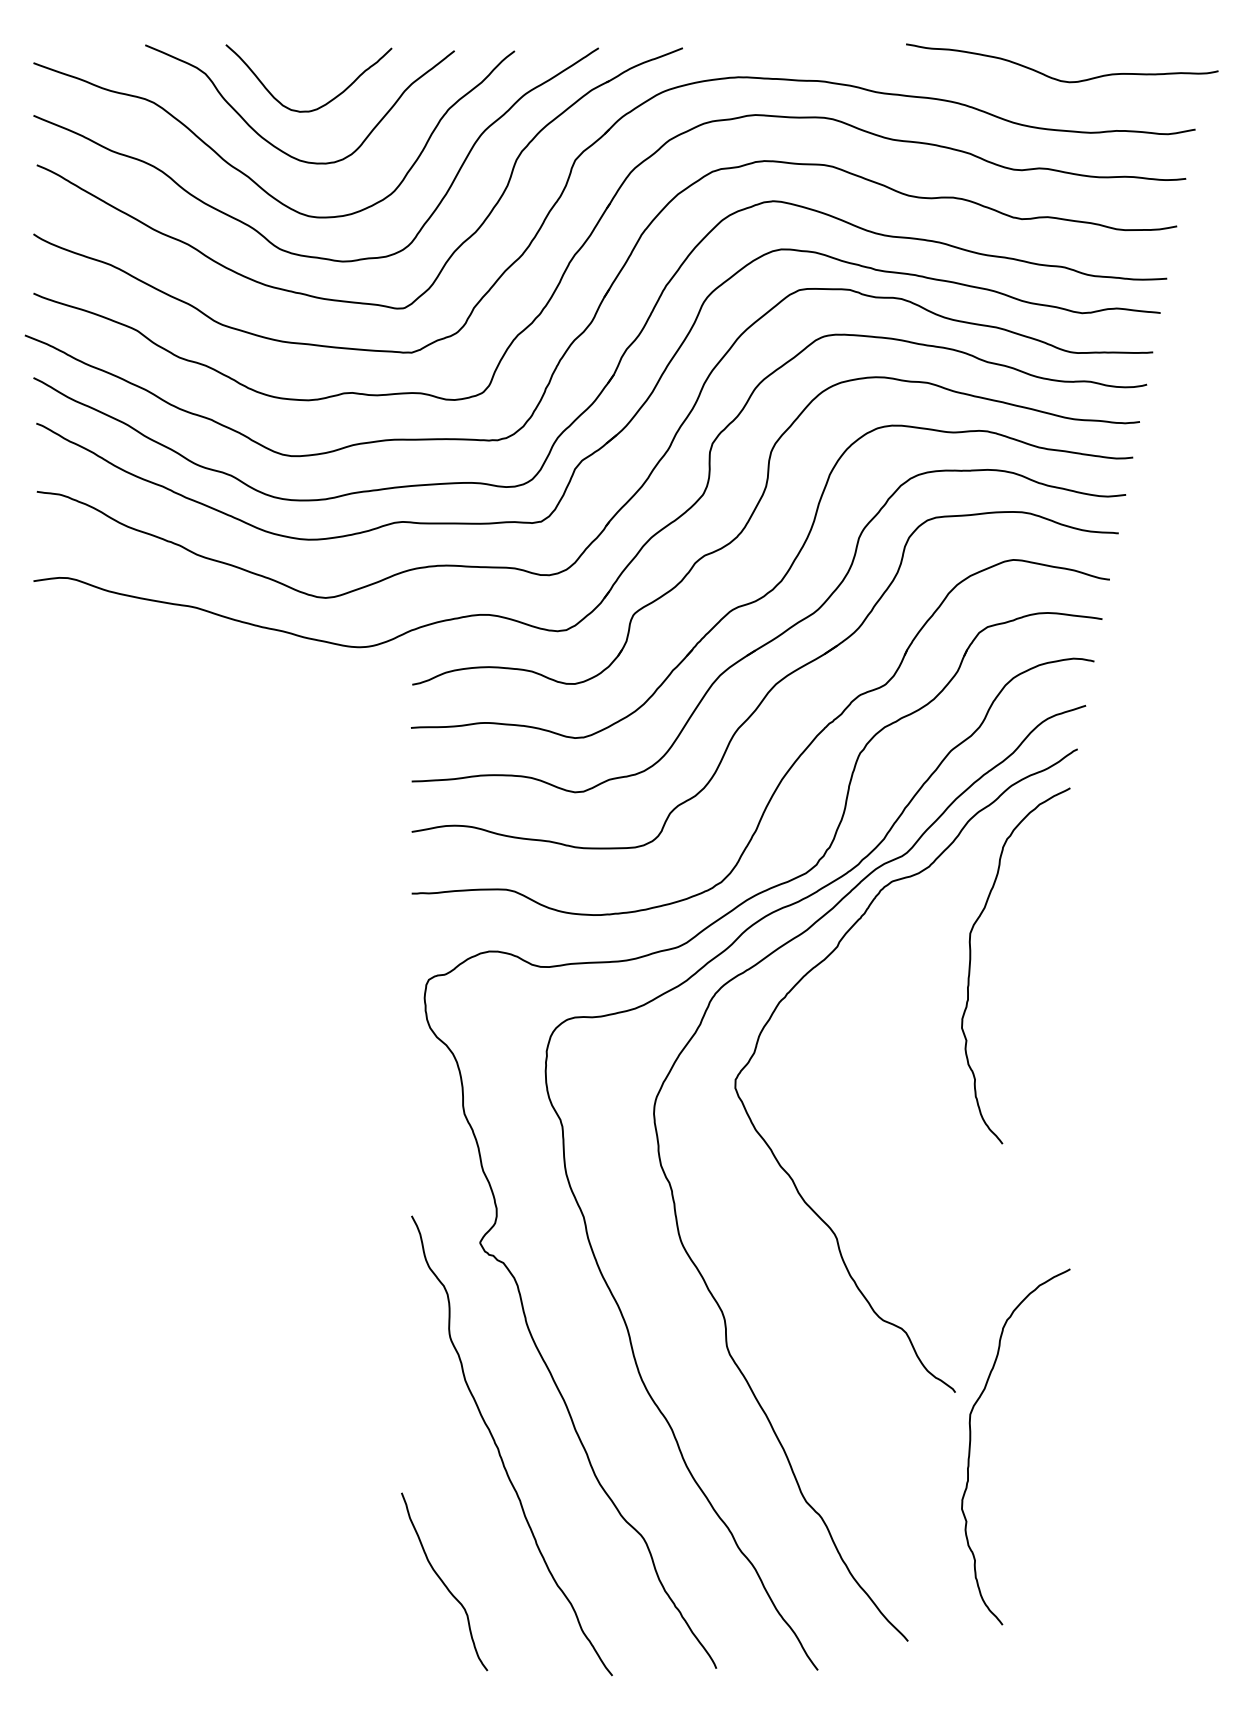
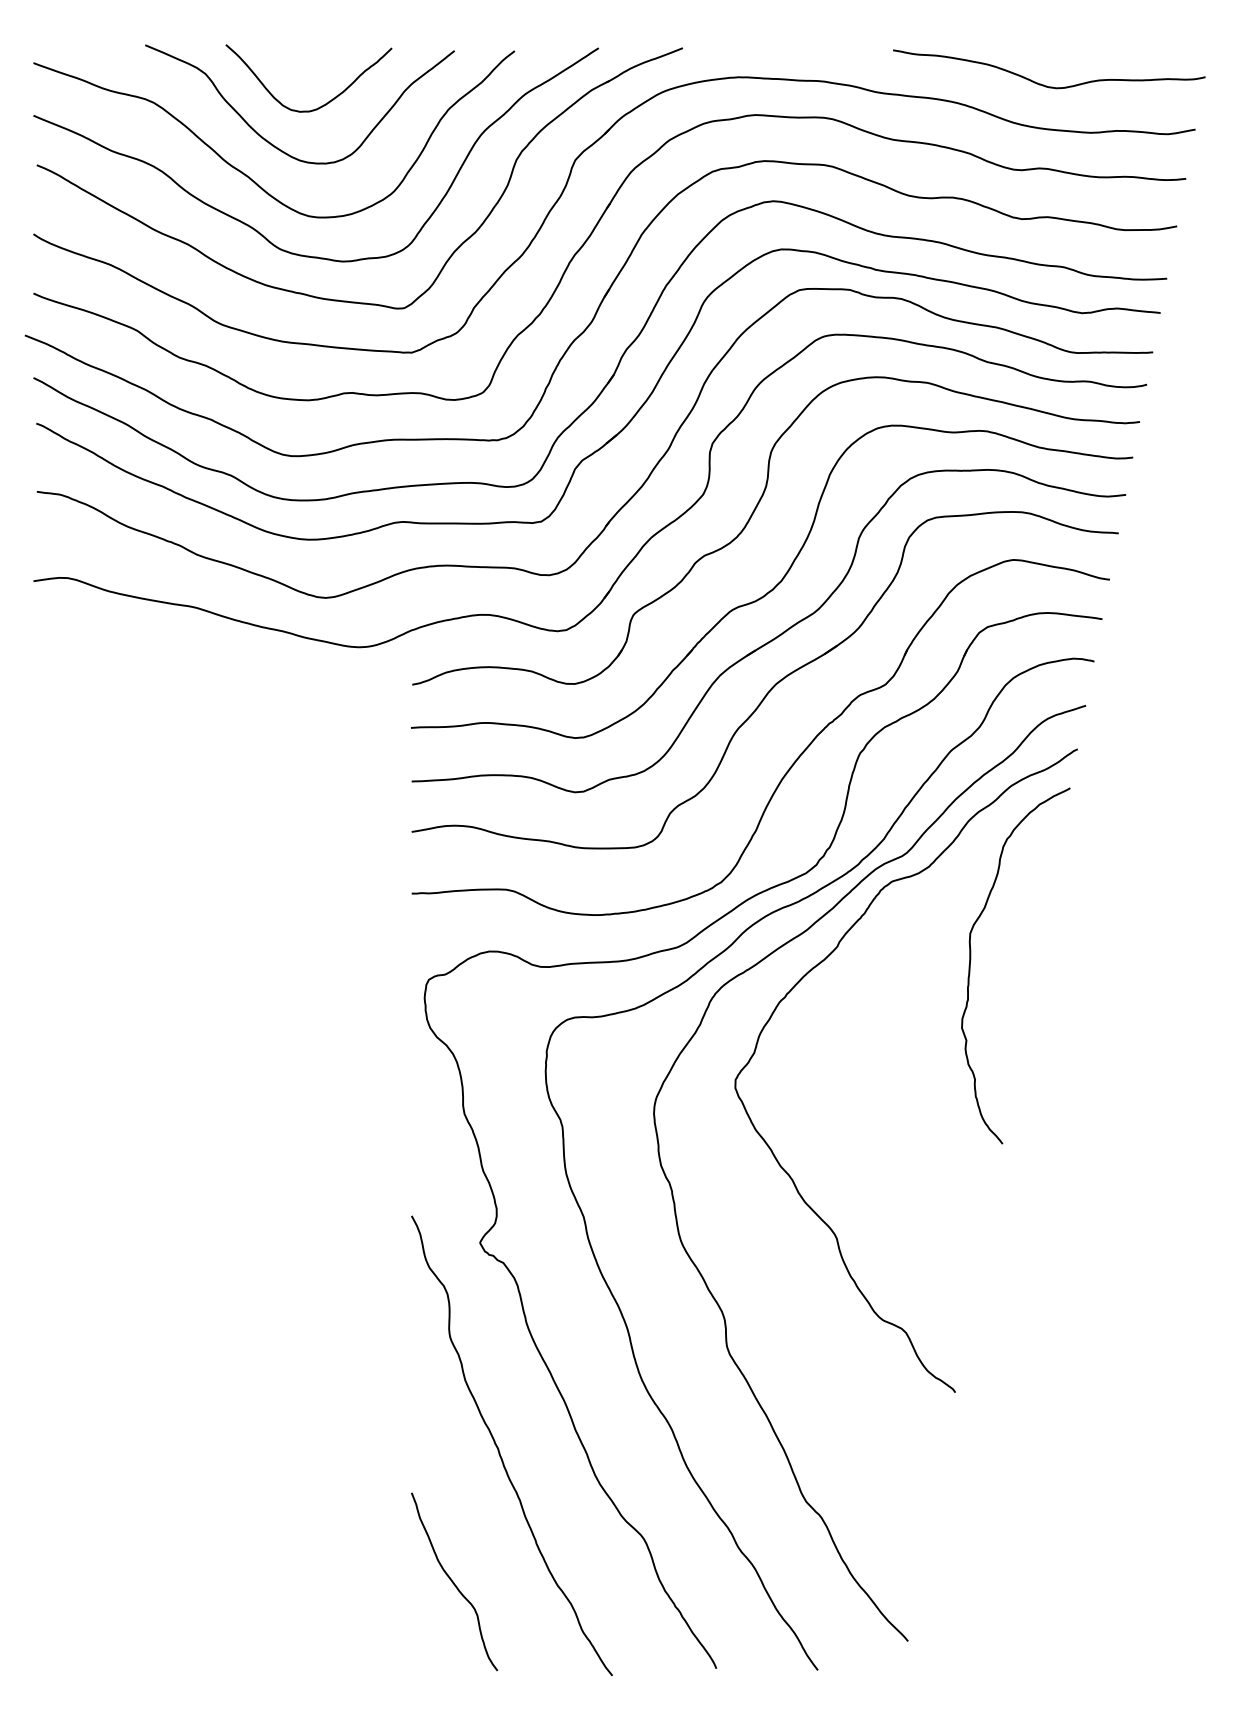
curve position: (1056, 78) -> (1043, 84) (1043, 84)
curve: present -> none (971, 1441)
curve position: (443, 1581) -> (453, 1581) (453, 1581)
